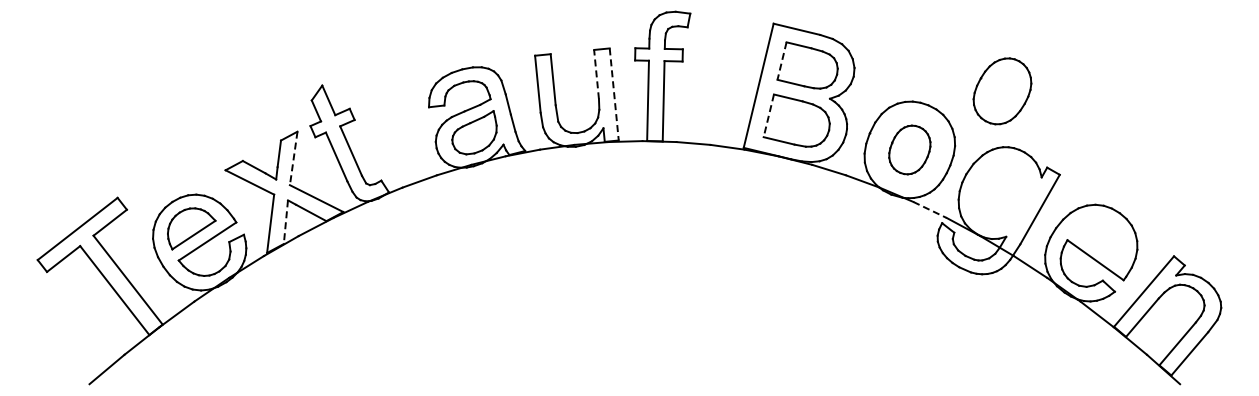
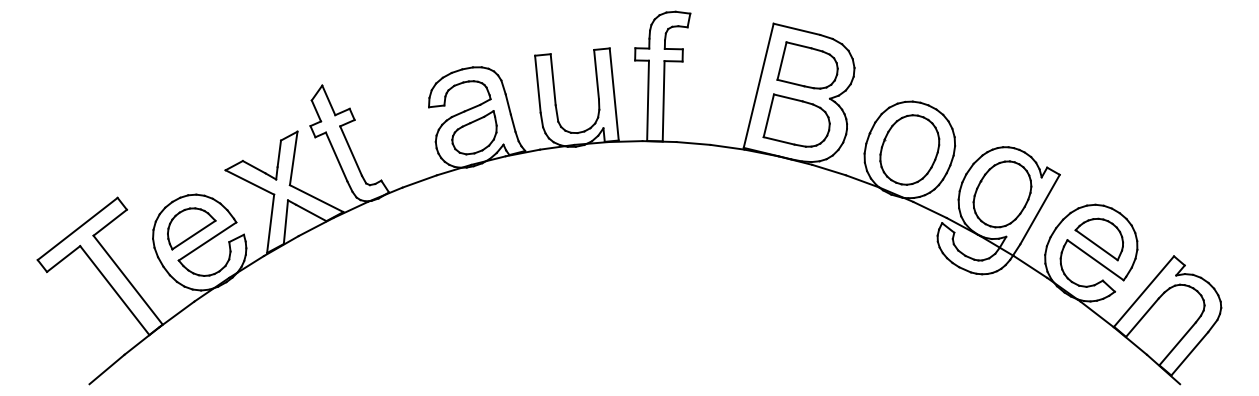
line: dashed -> solid (781, 61)
line: dashed -> solid (596, 74)
part position: (1002, 91) -> (1002, 194) (1002, 194)
line: dashed -> solid (614, 94)
line: dashed -> solid (768, 115)
part size: 44x52 px -> 62x72 px (909, 149)
line: dashed -> solid (293, 158)
line: dashed -> solid (930, 209)
line: dashed -> solid (285, 222)
part: none -> present (1098, 239)
